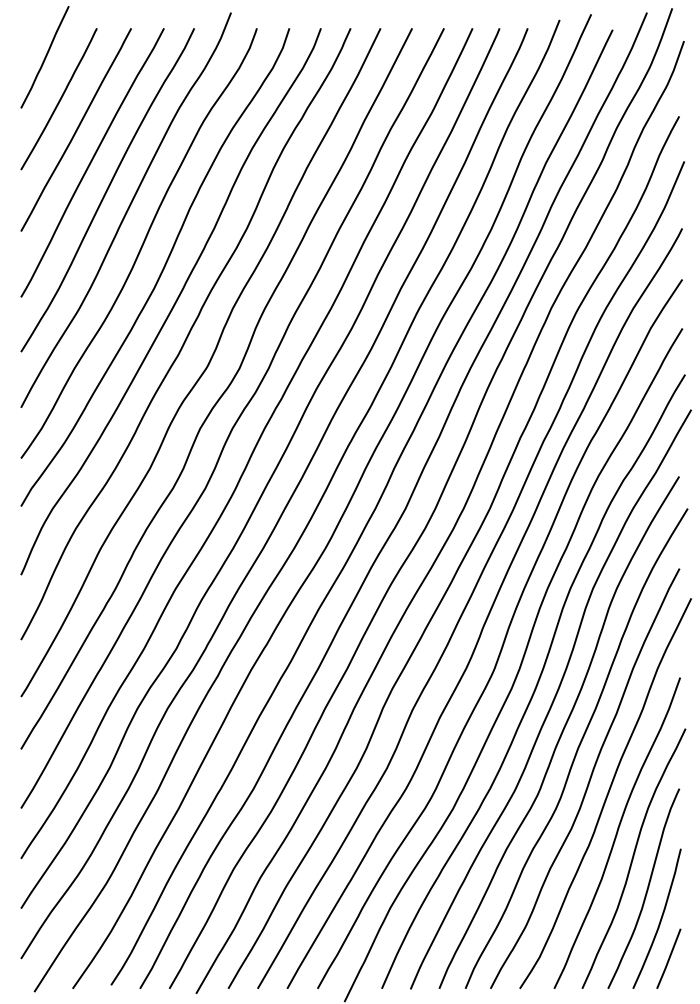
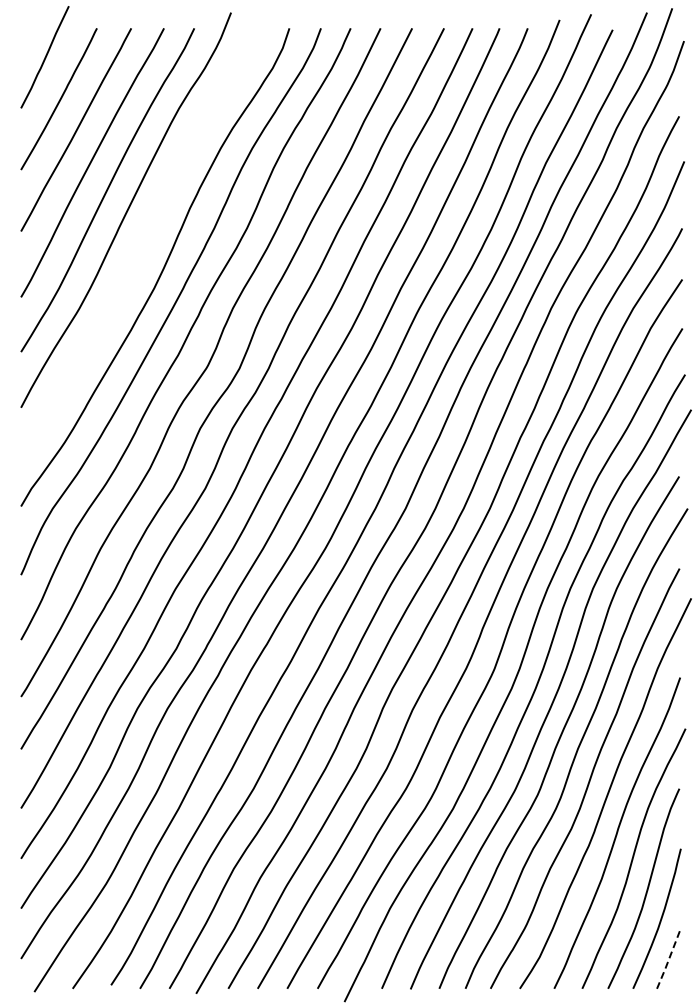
curve: present -> none (141, 245)
line: solid -> dashed (668, 959)
